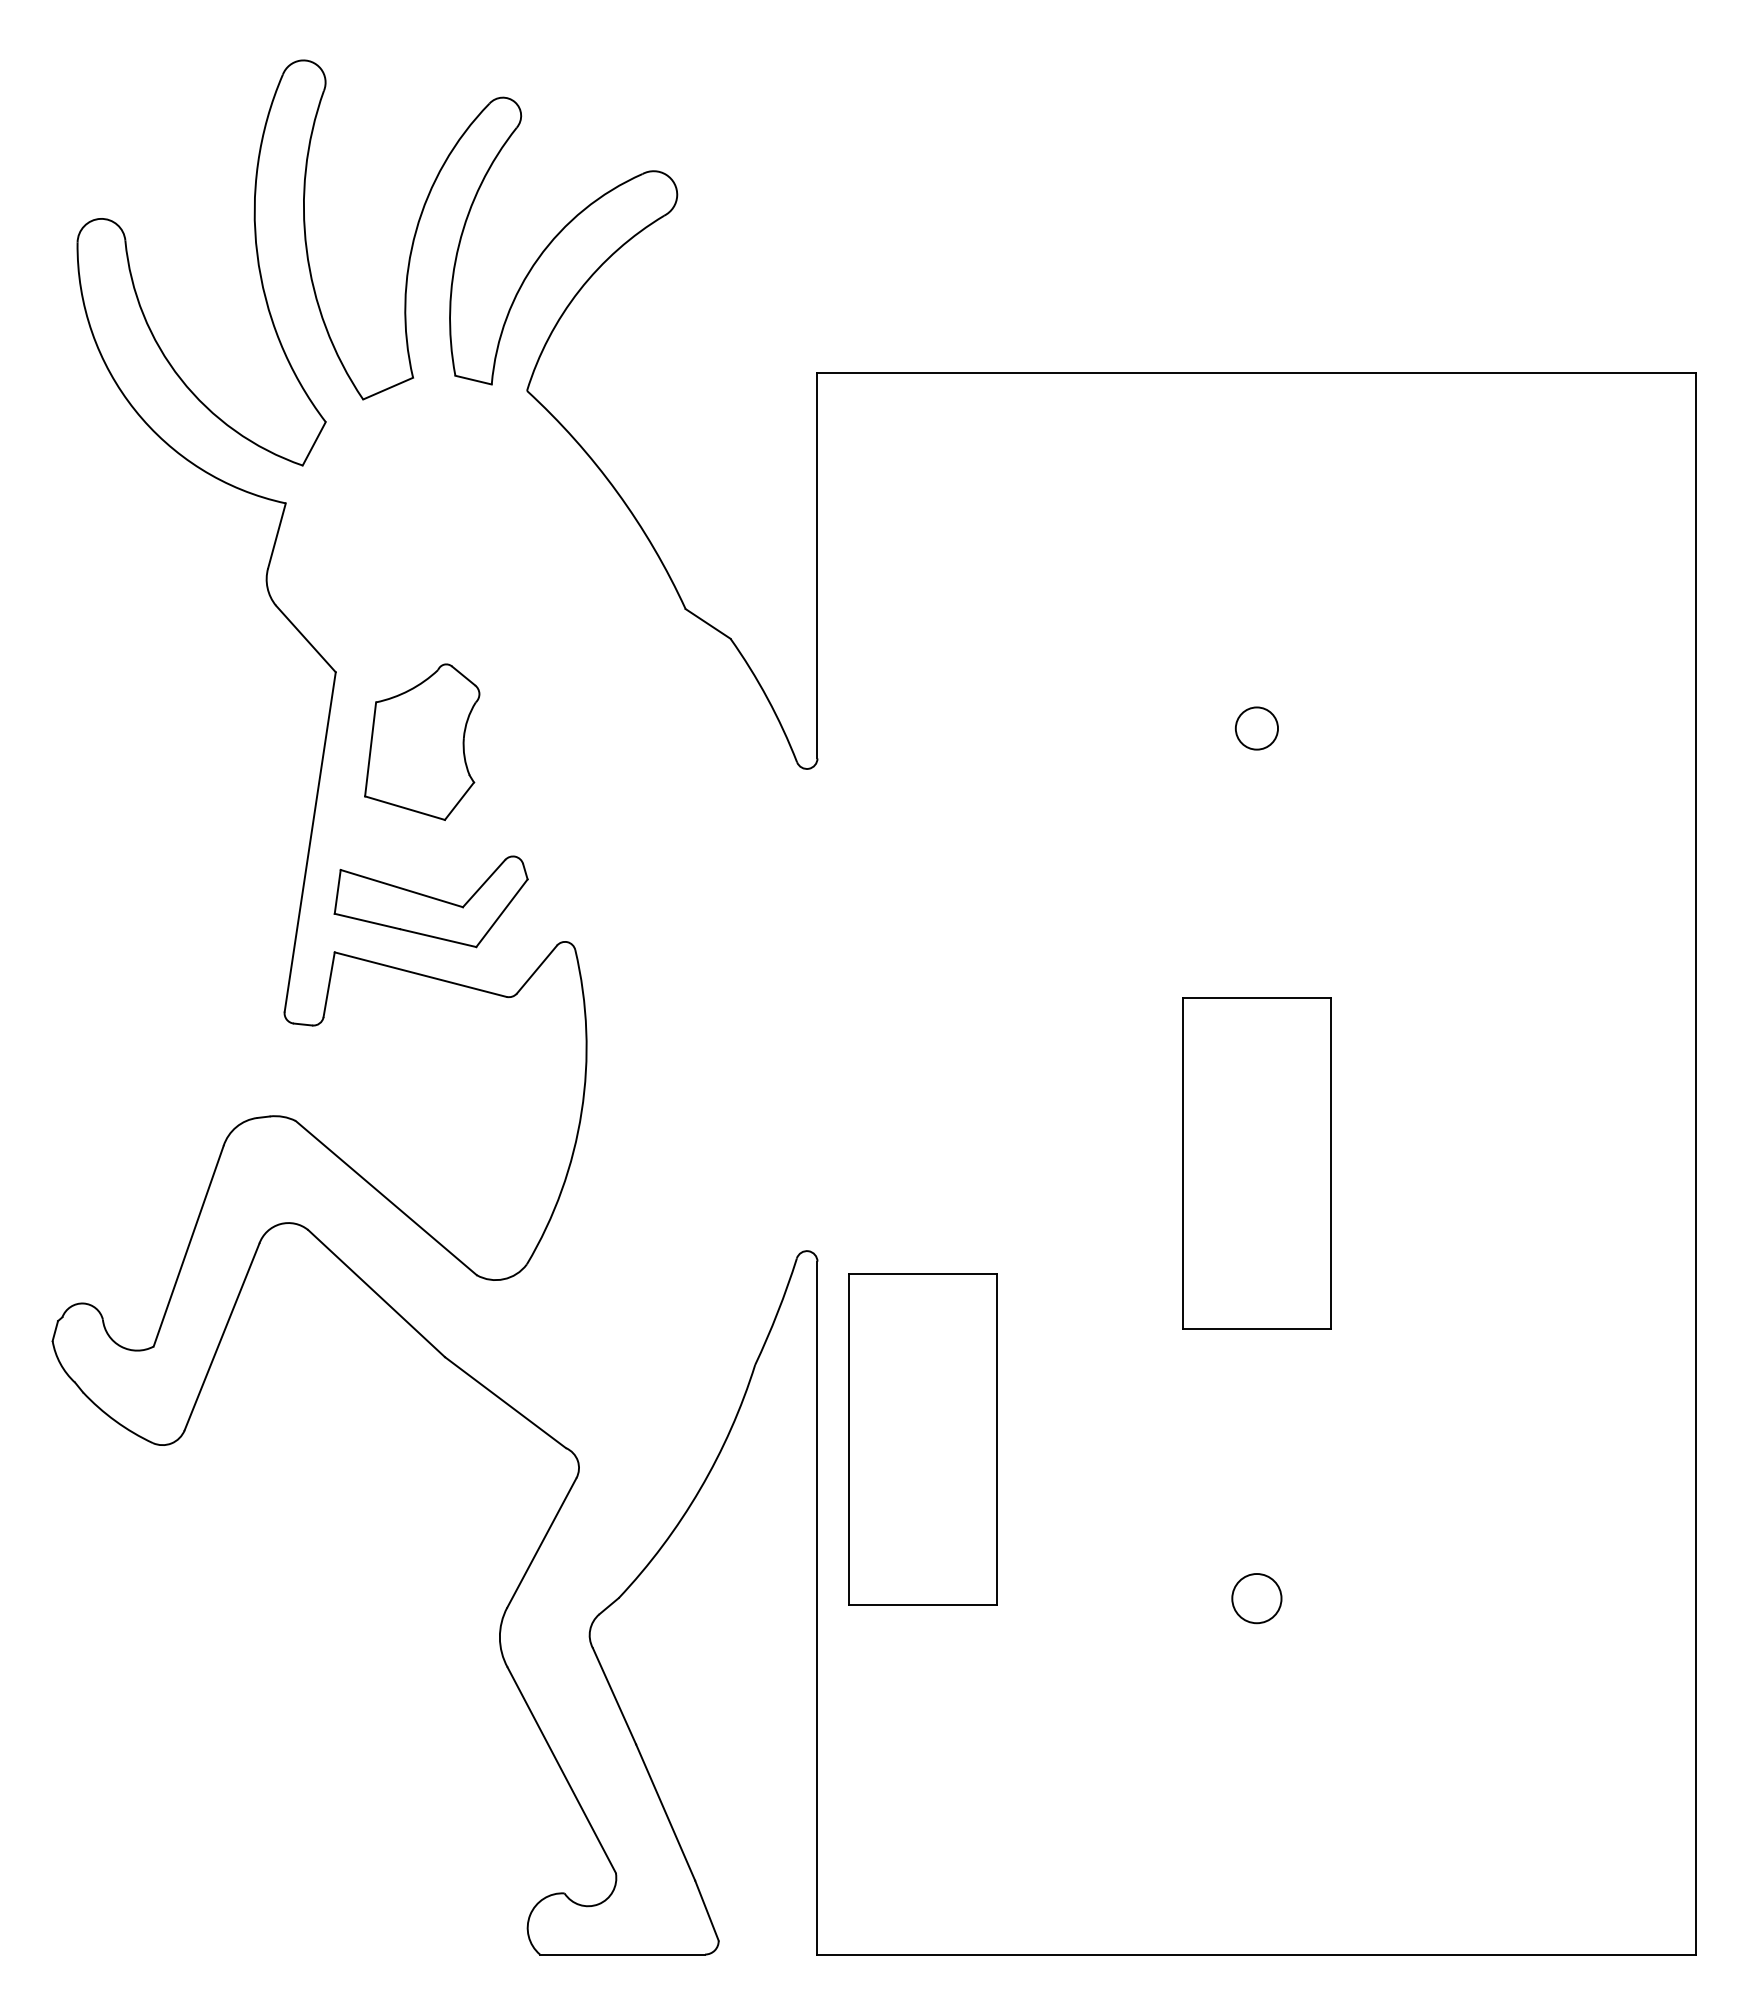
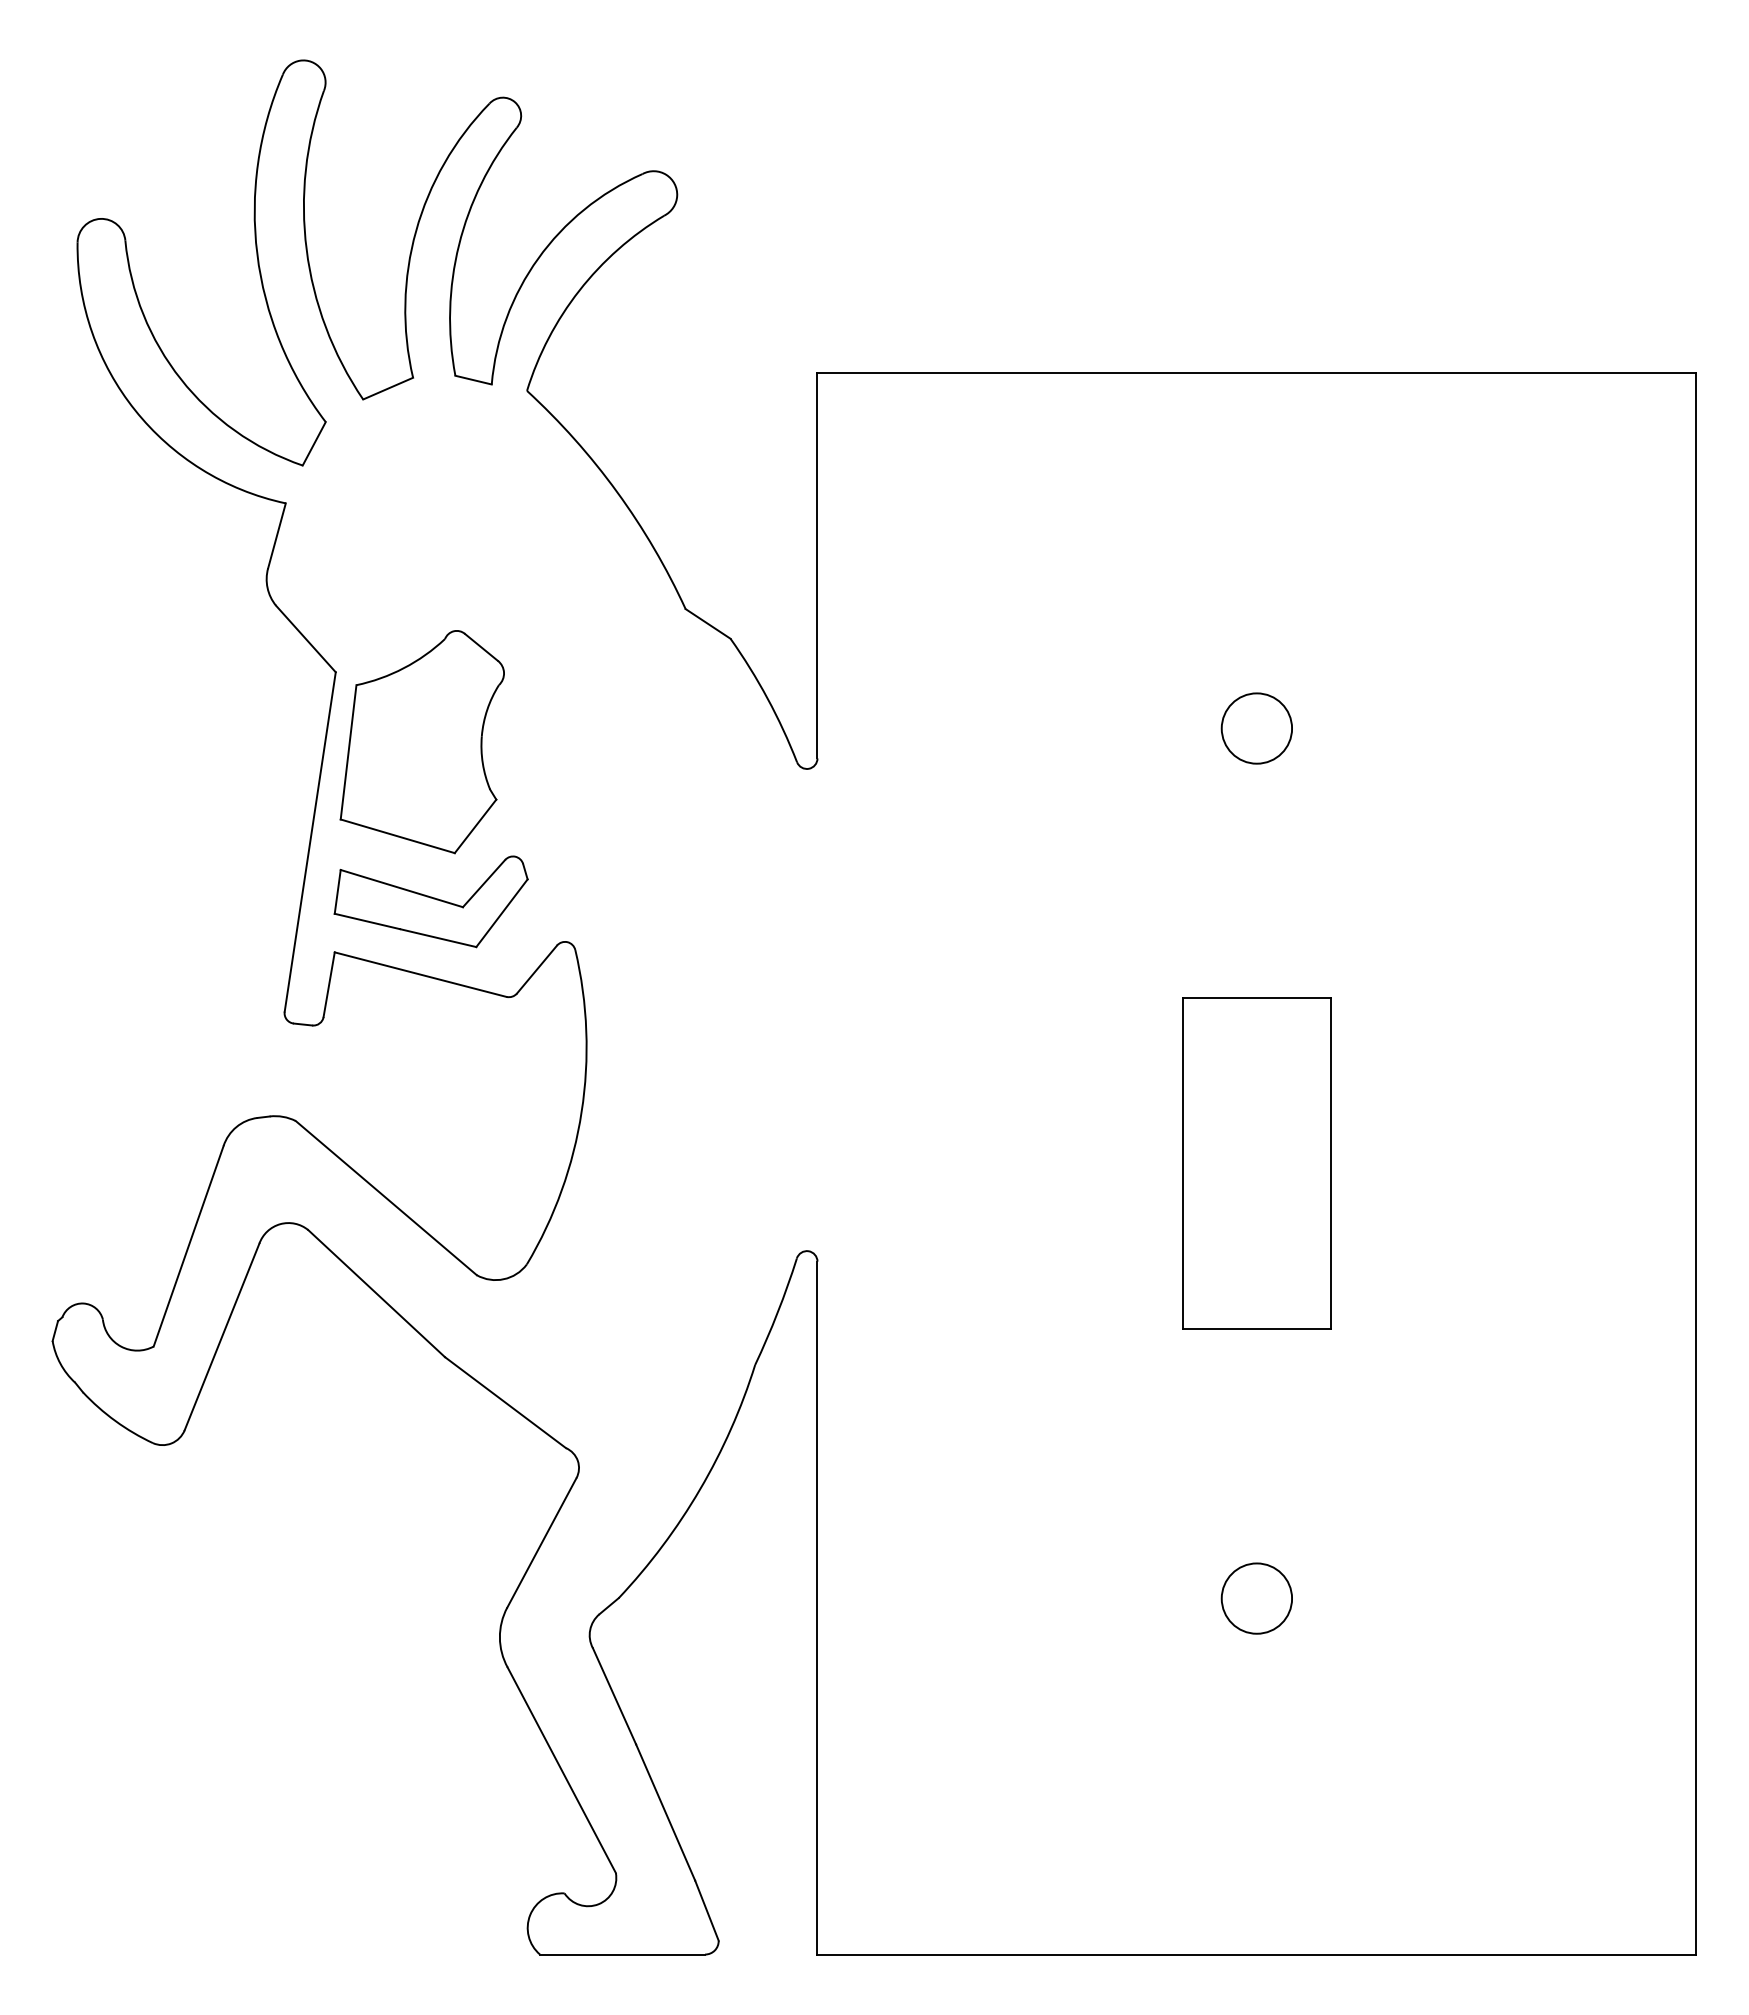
circle diameter: 42 px -> 70 px (1256, 728)
part size: 117x158 px -> 166x225 px (421, 742)
part: present -> none (922, 1439)
circle diameter: 49 px -> 70 px (1256, 1598)
